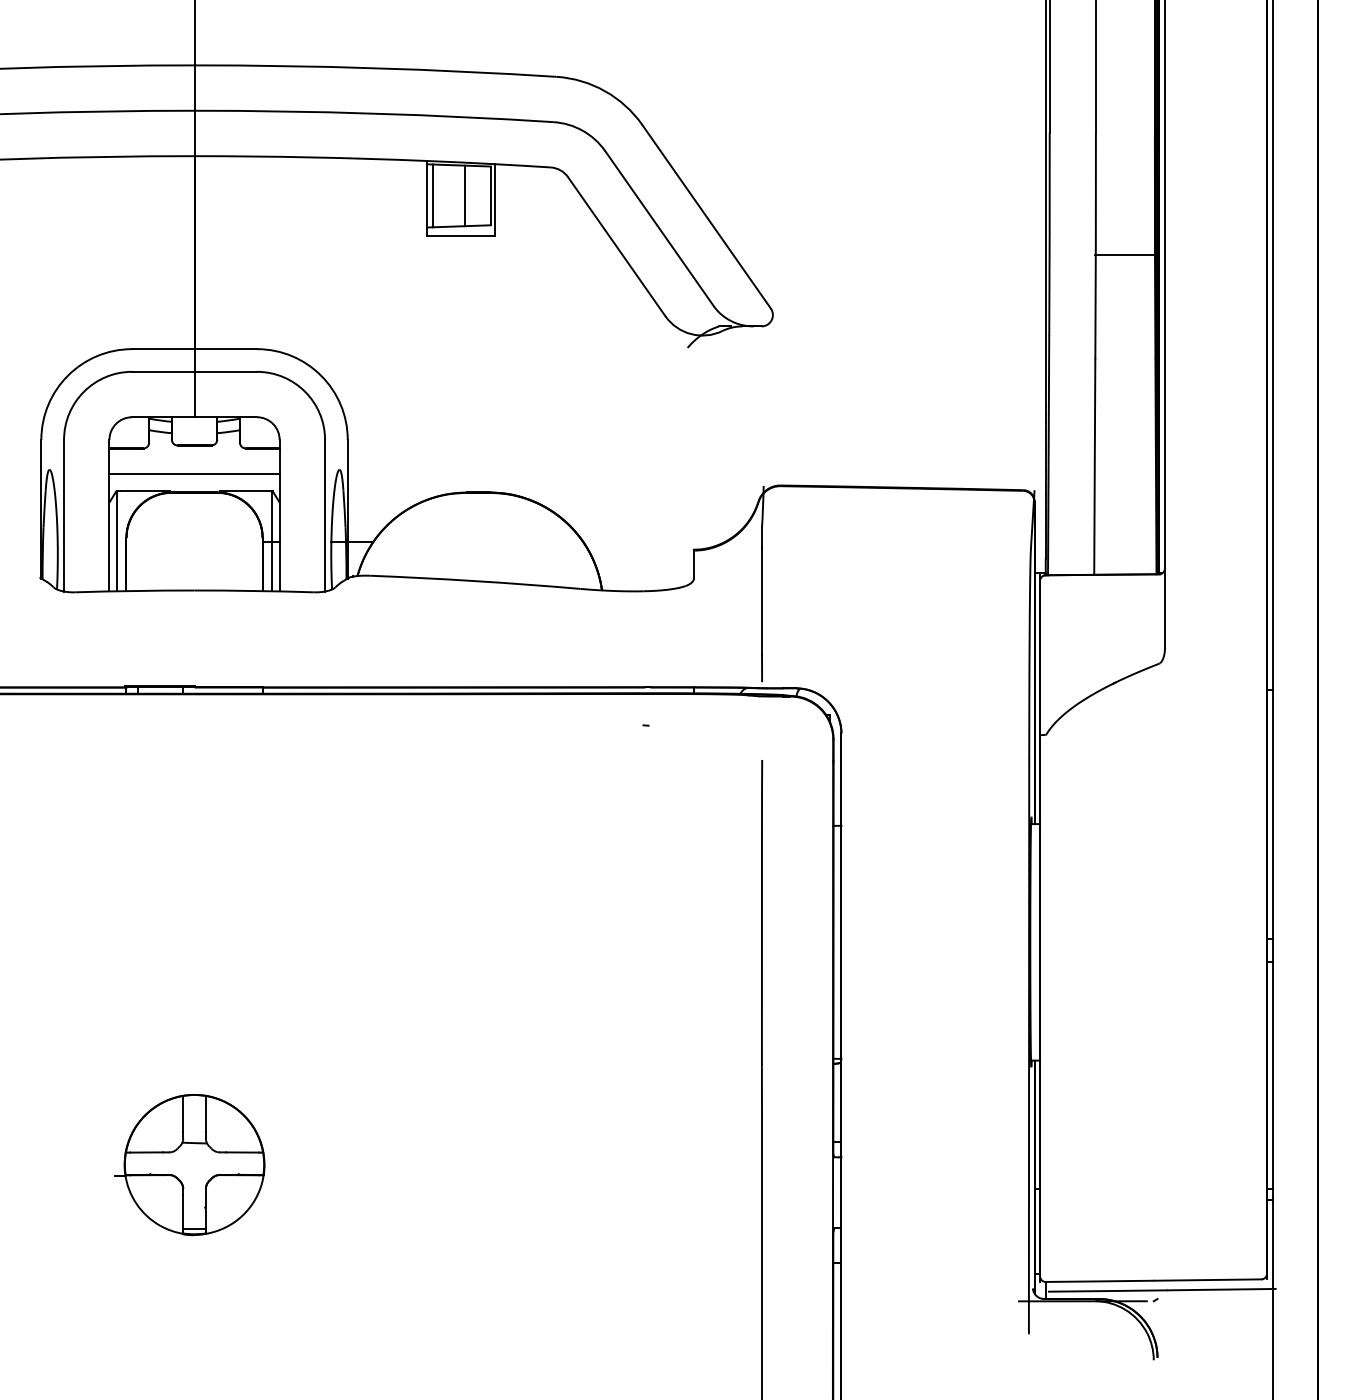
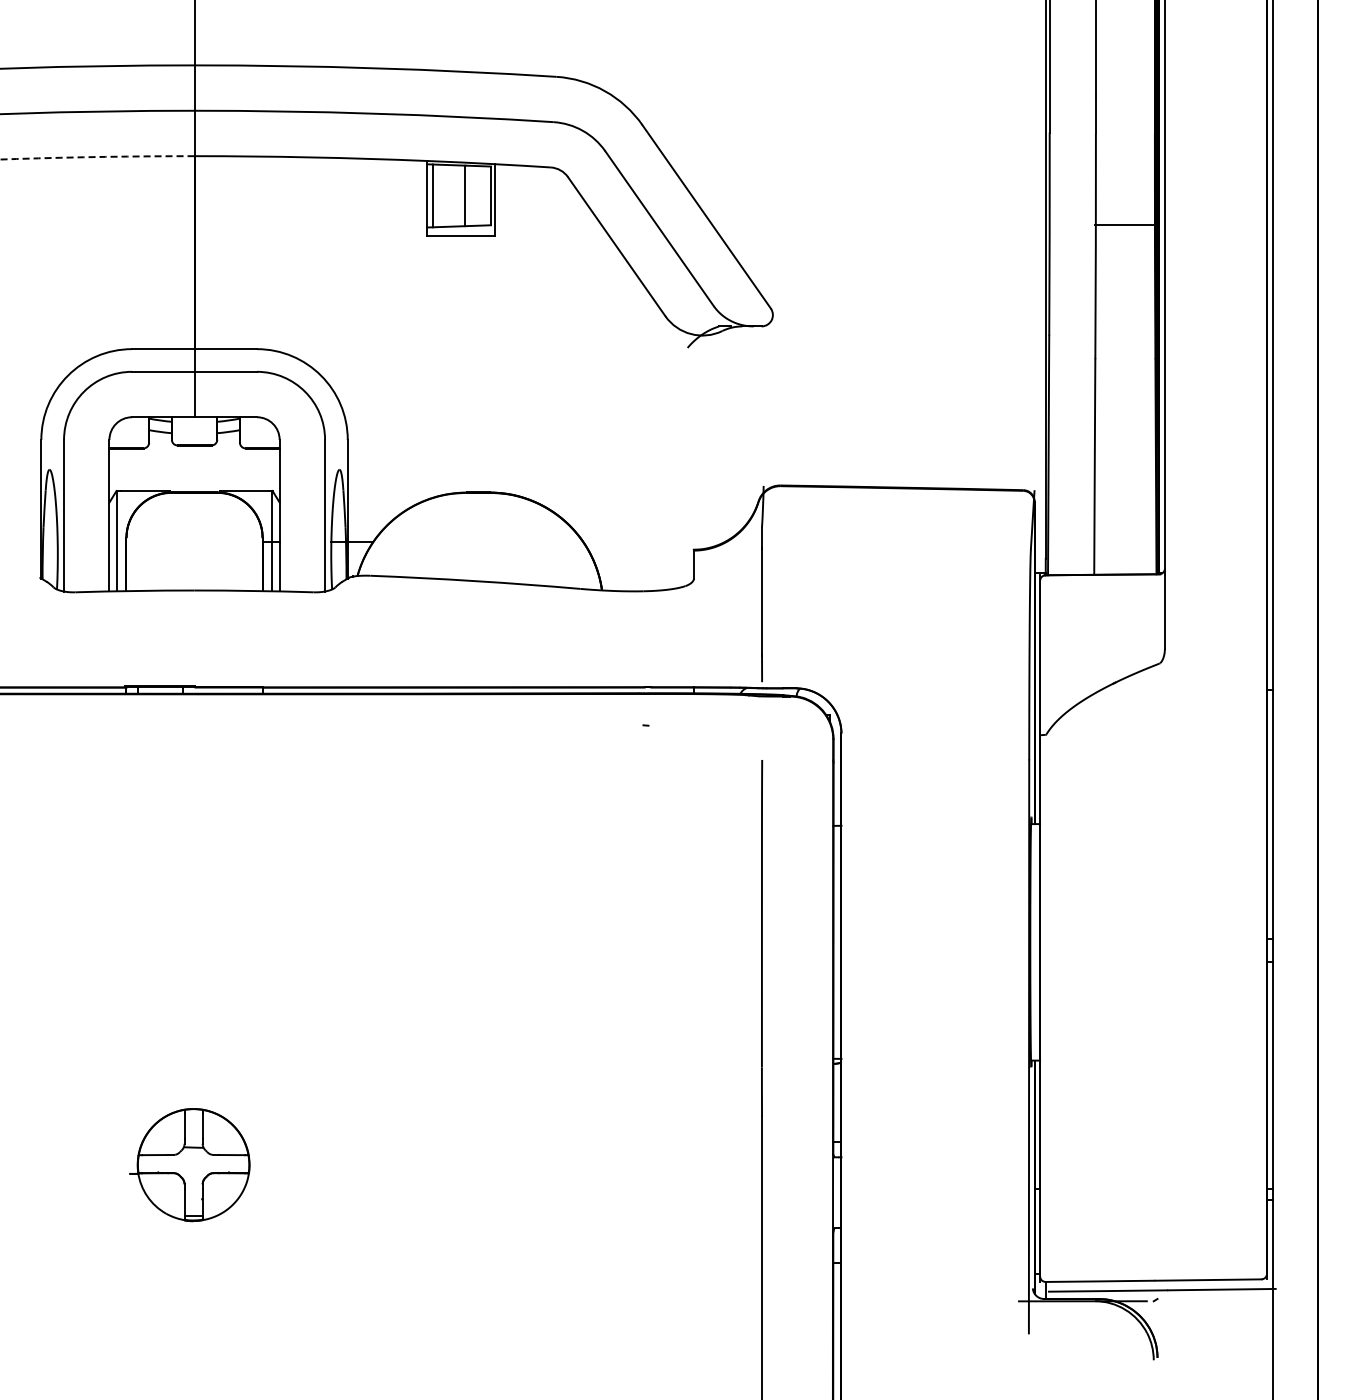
arc: solid -> dashed (97, 157)
line position: (1125, 255) -> (1125, 225) (1125, 225)
line: present -> none (194, 473)
part size: 152x143 px -> 122x115 px (189, 1165)
